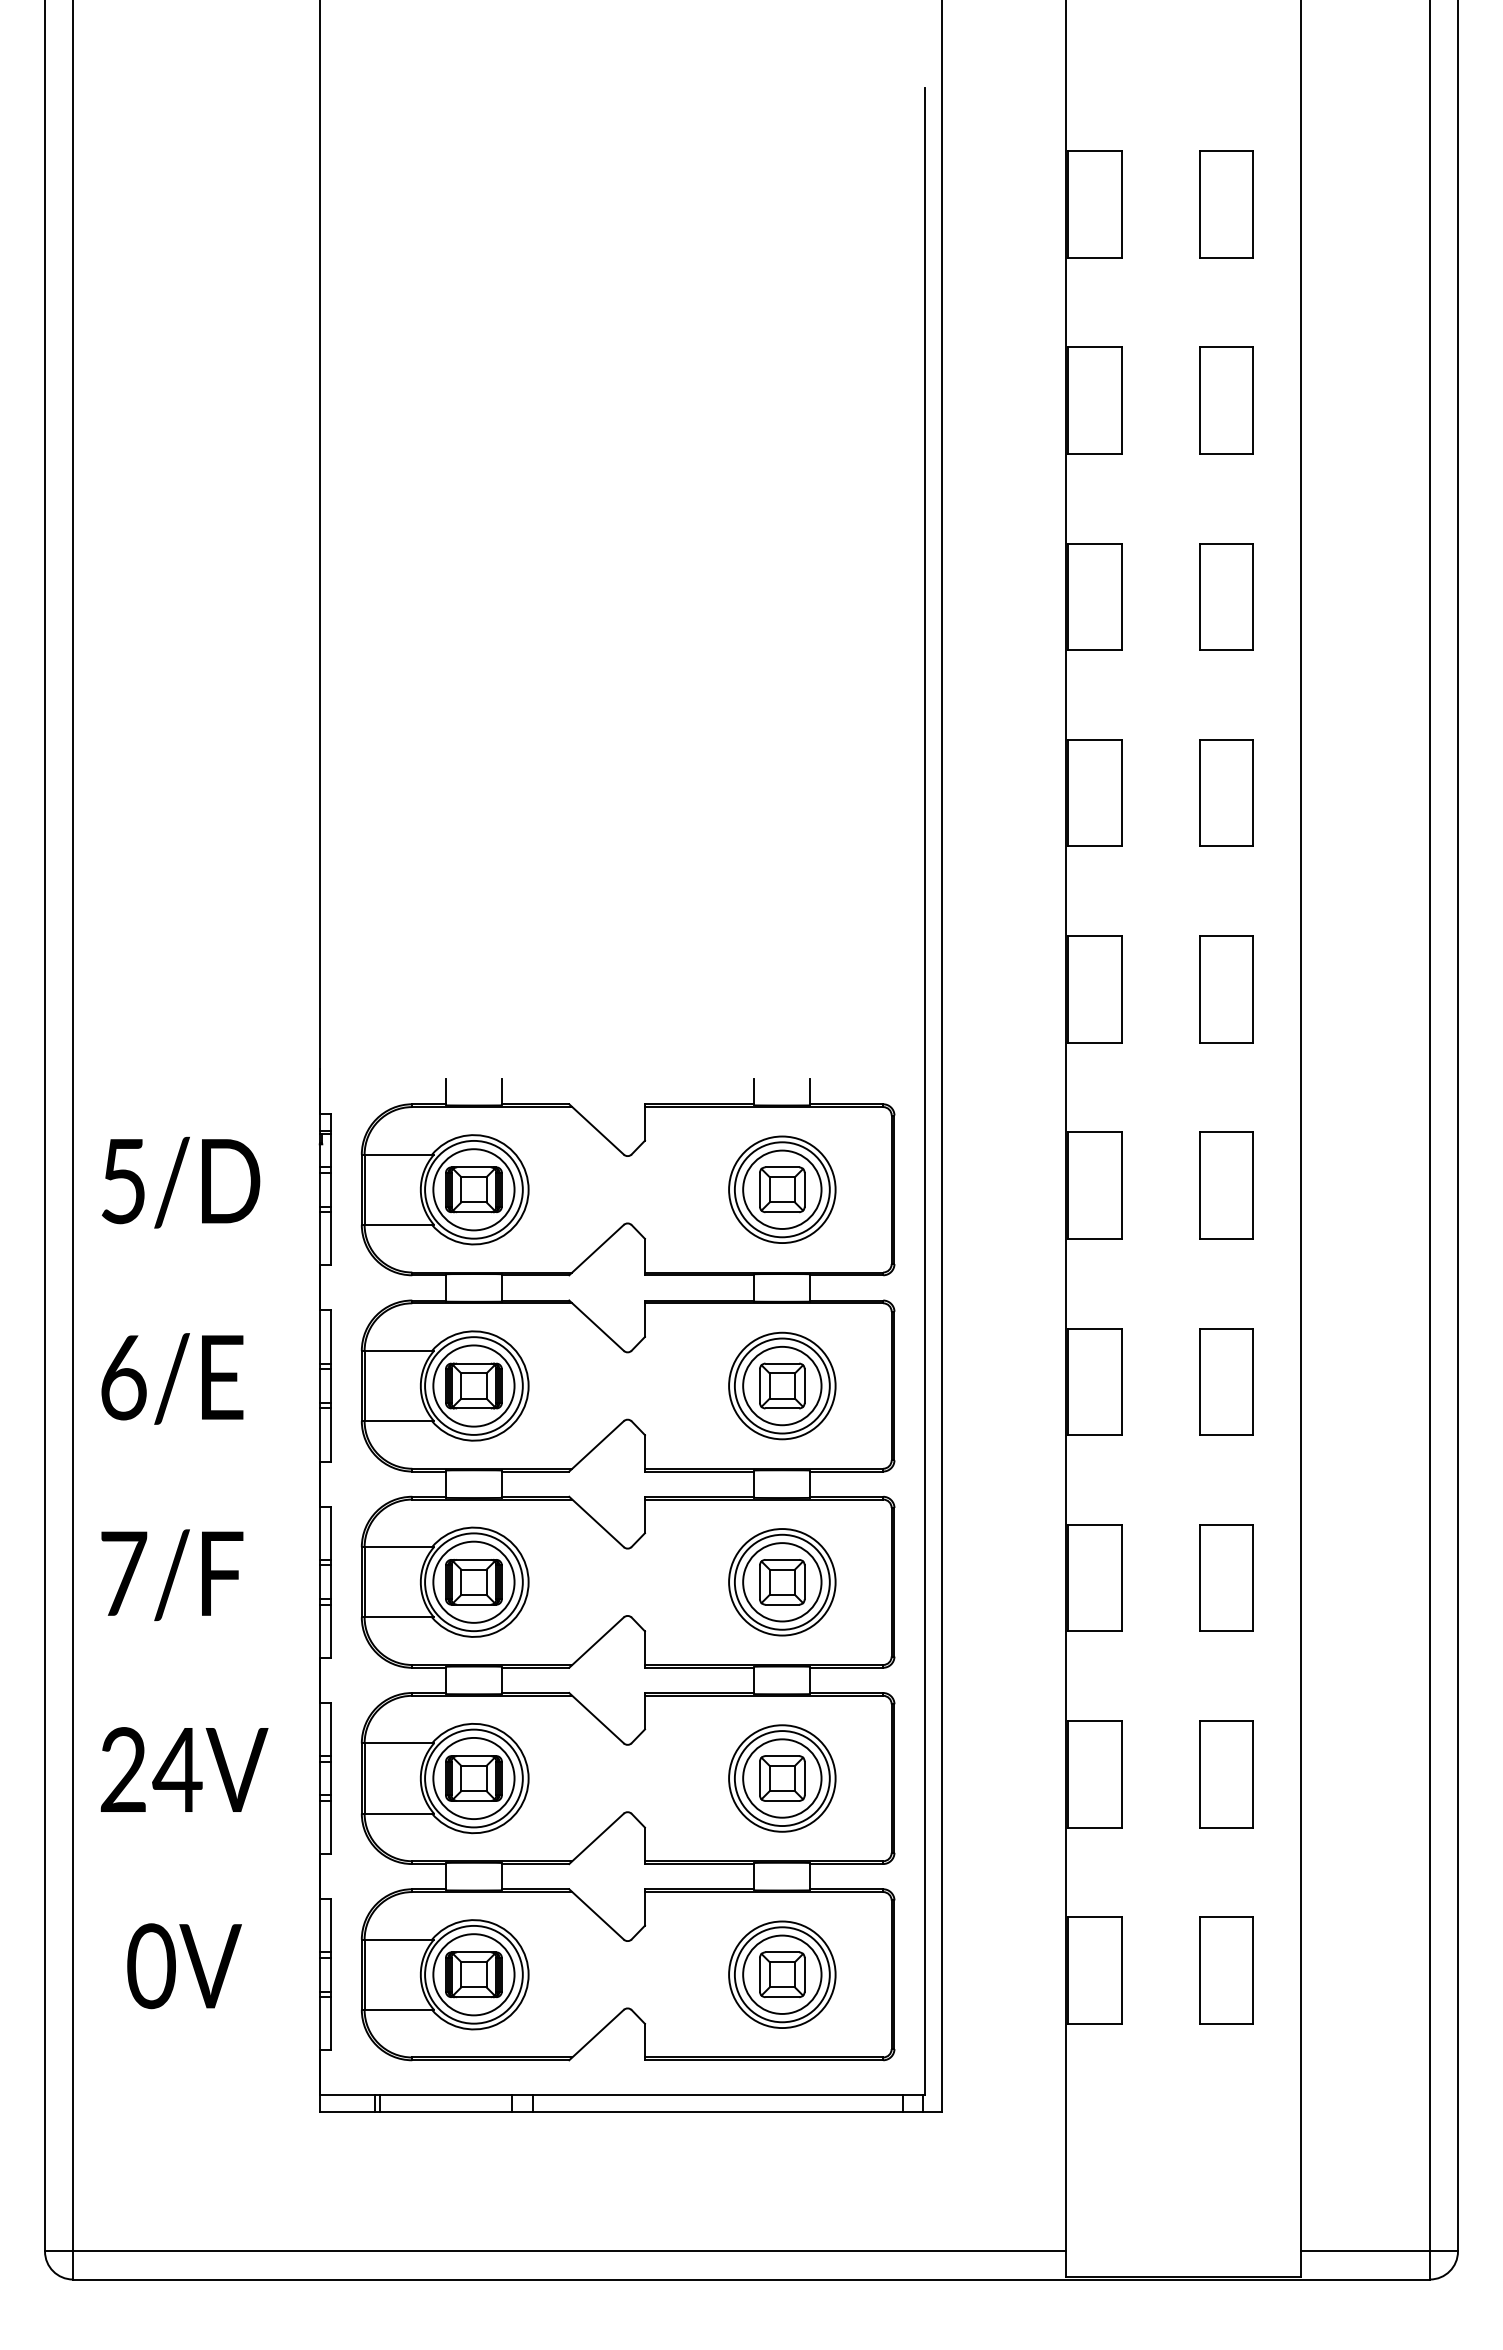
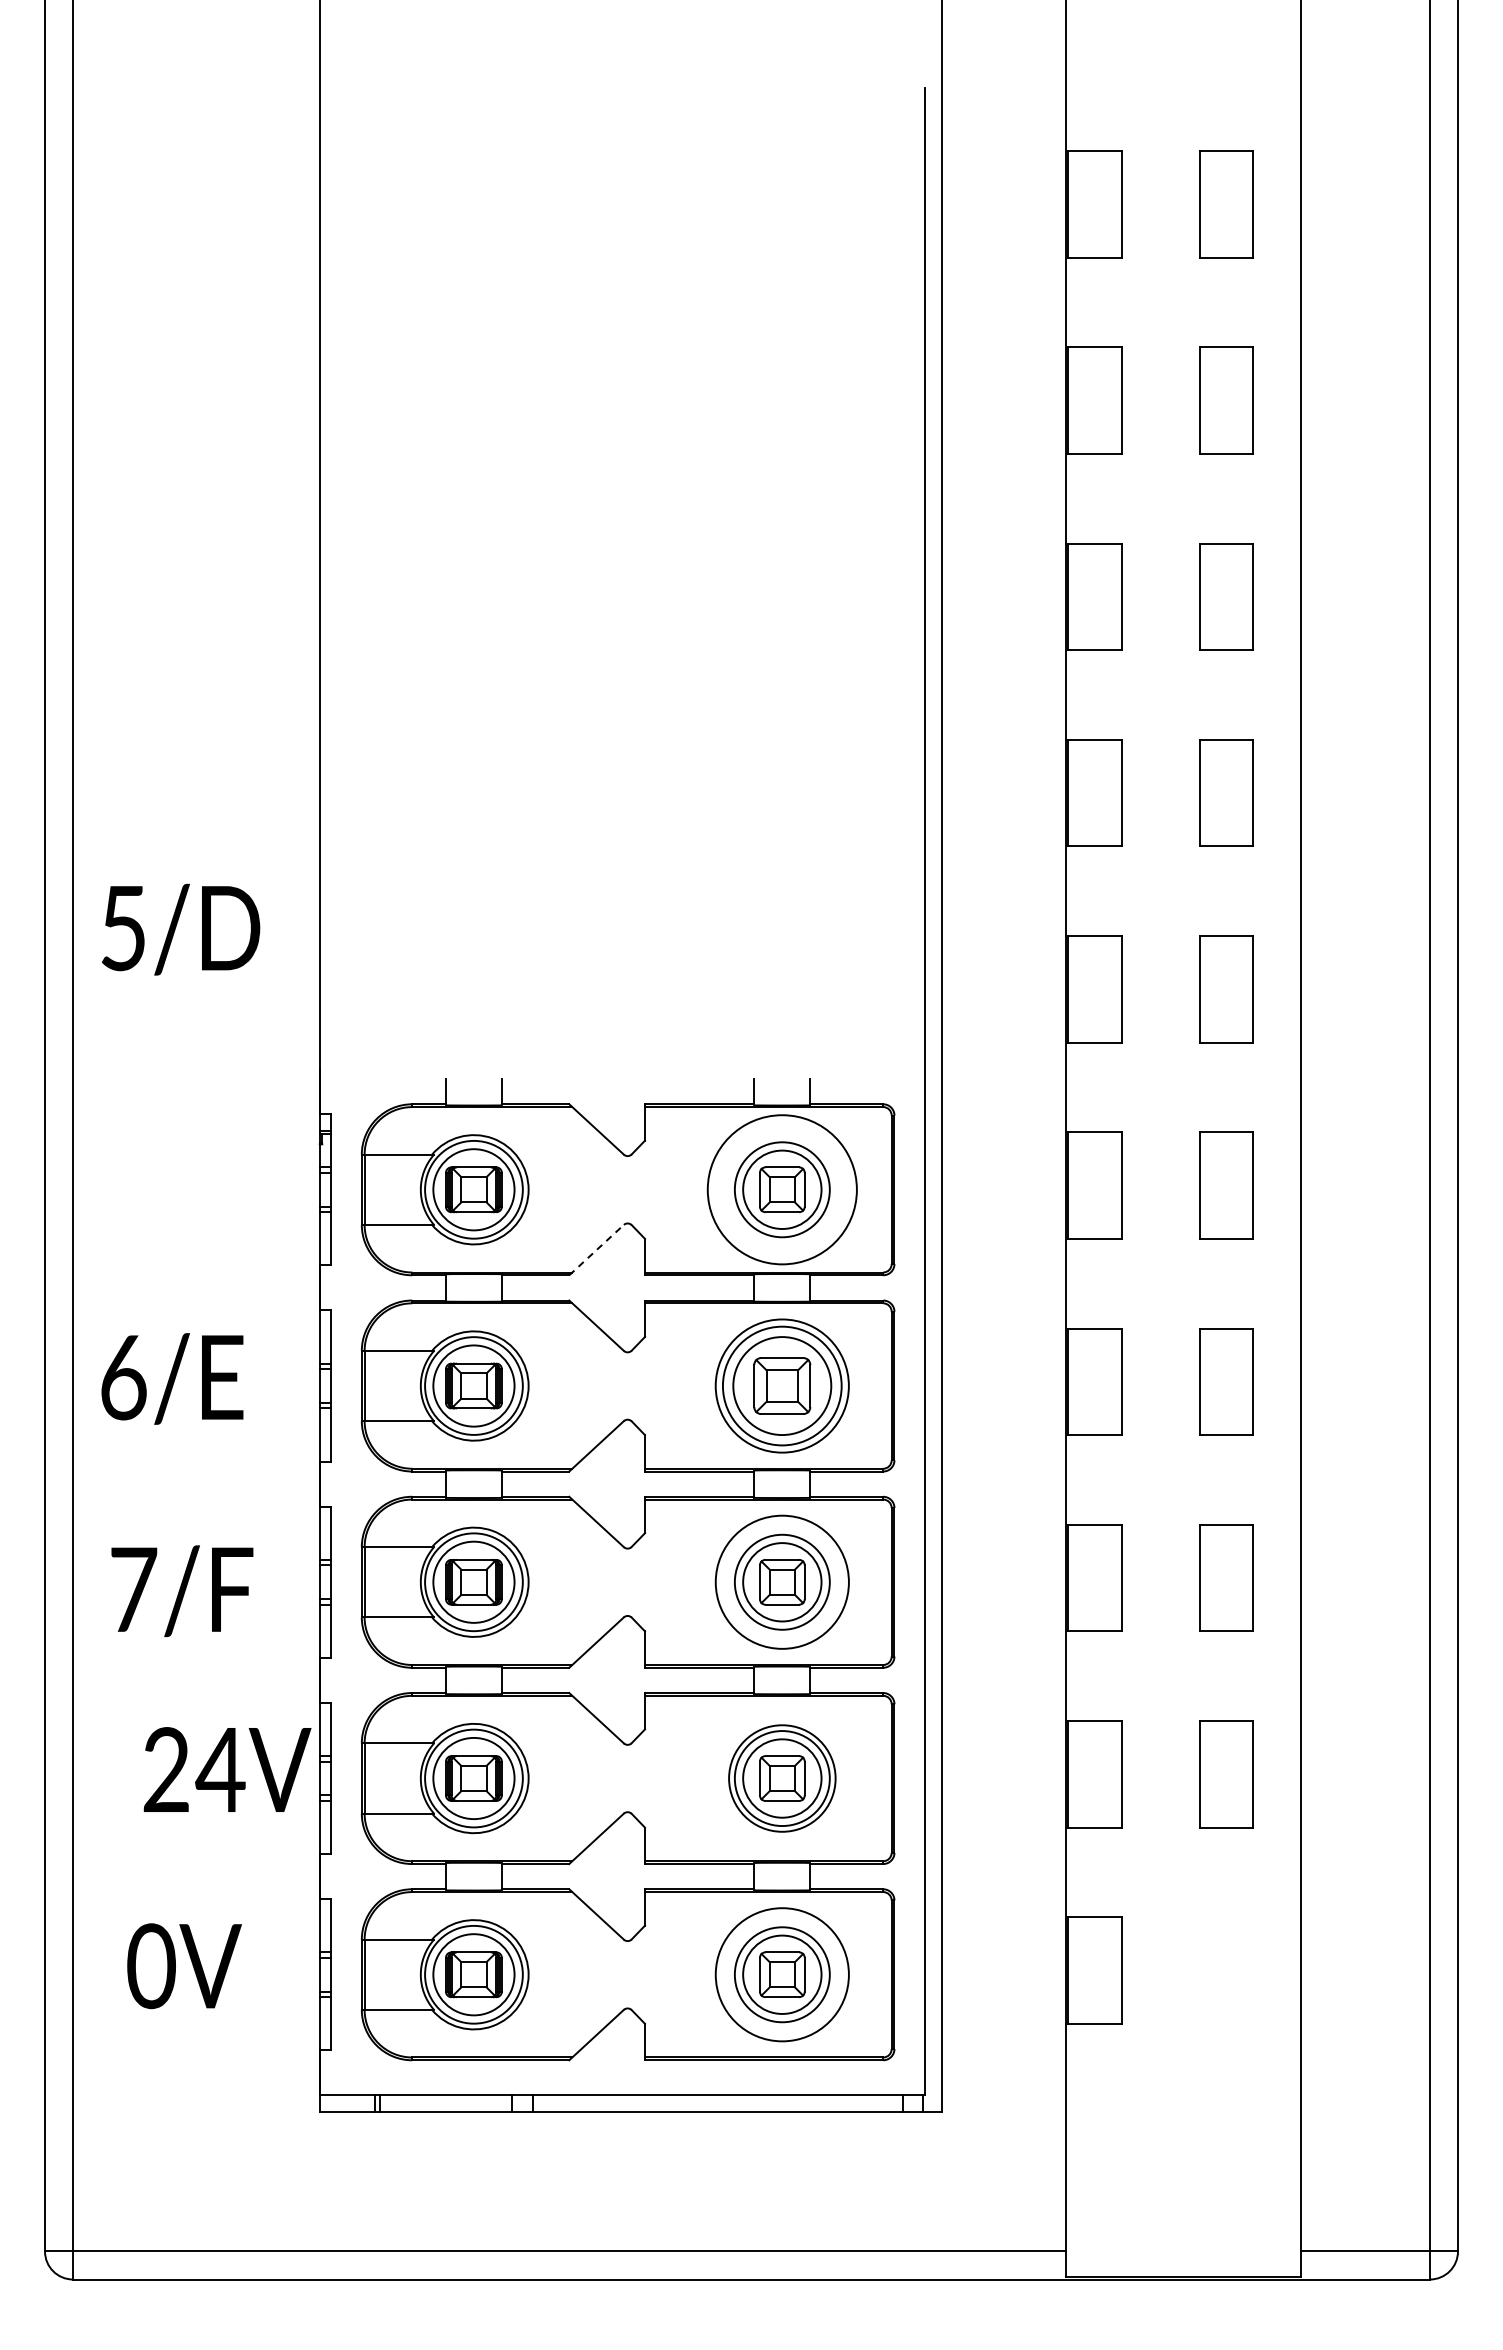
text position: (181, 1182) -> (181, 929) (181, 929)
circle diameter: 107 px -> 149 px (781, 1189)
line: solid -> dashed (596, 1249)
part size: 109x110 px -> 136x136 px (781, 1385)
text position: (172, 1574) -> (182, 1590) (182, 1590)
circle diameter: 107 px -> 133 px (781, 1581)
text position: (184, 1769) -> (227, 1769) (227, 1769)
part: present -> none (1226, 1970)
circle diameter: 107 px -> 133 px (781, 1974)
